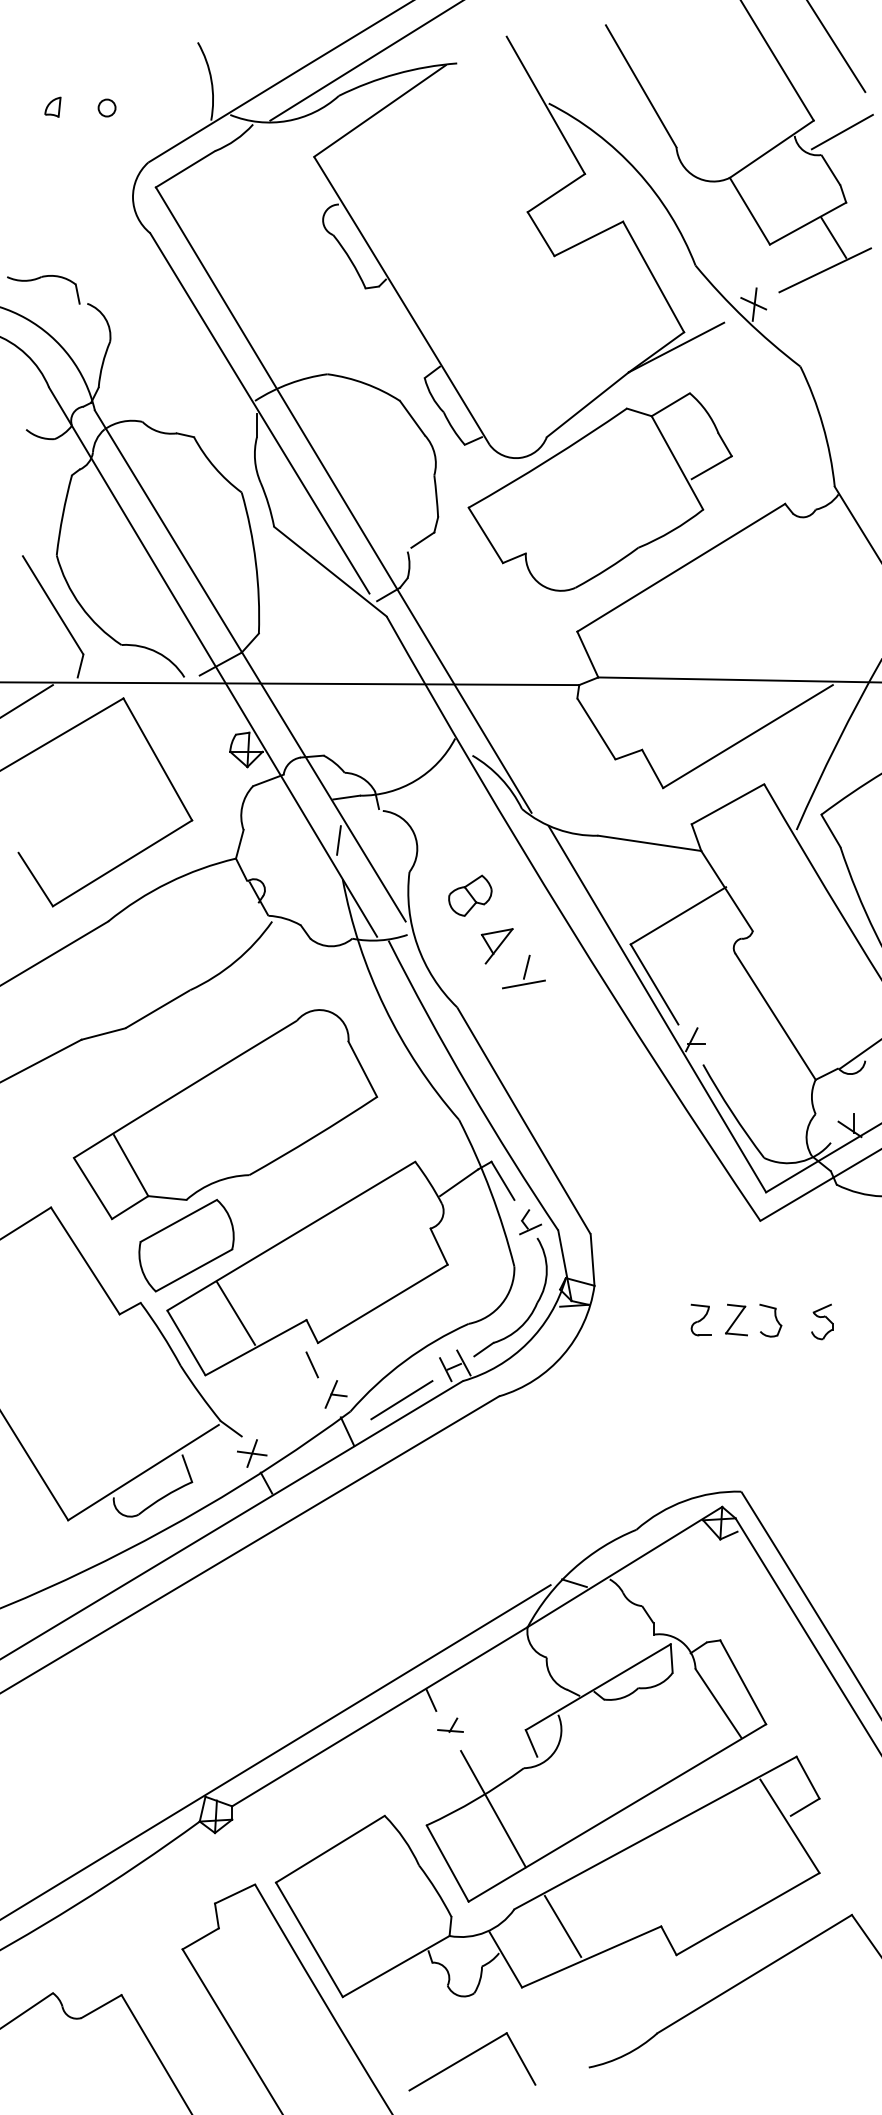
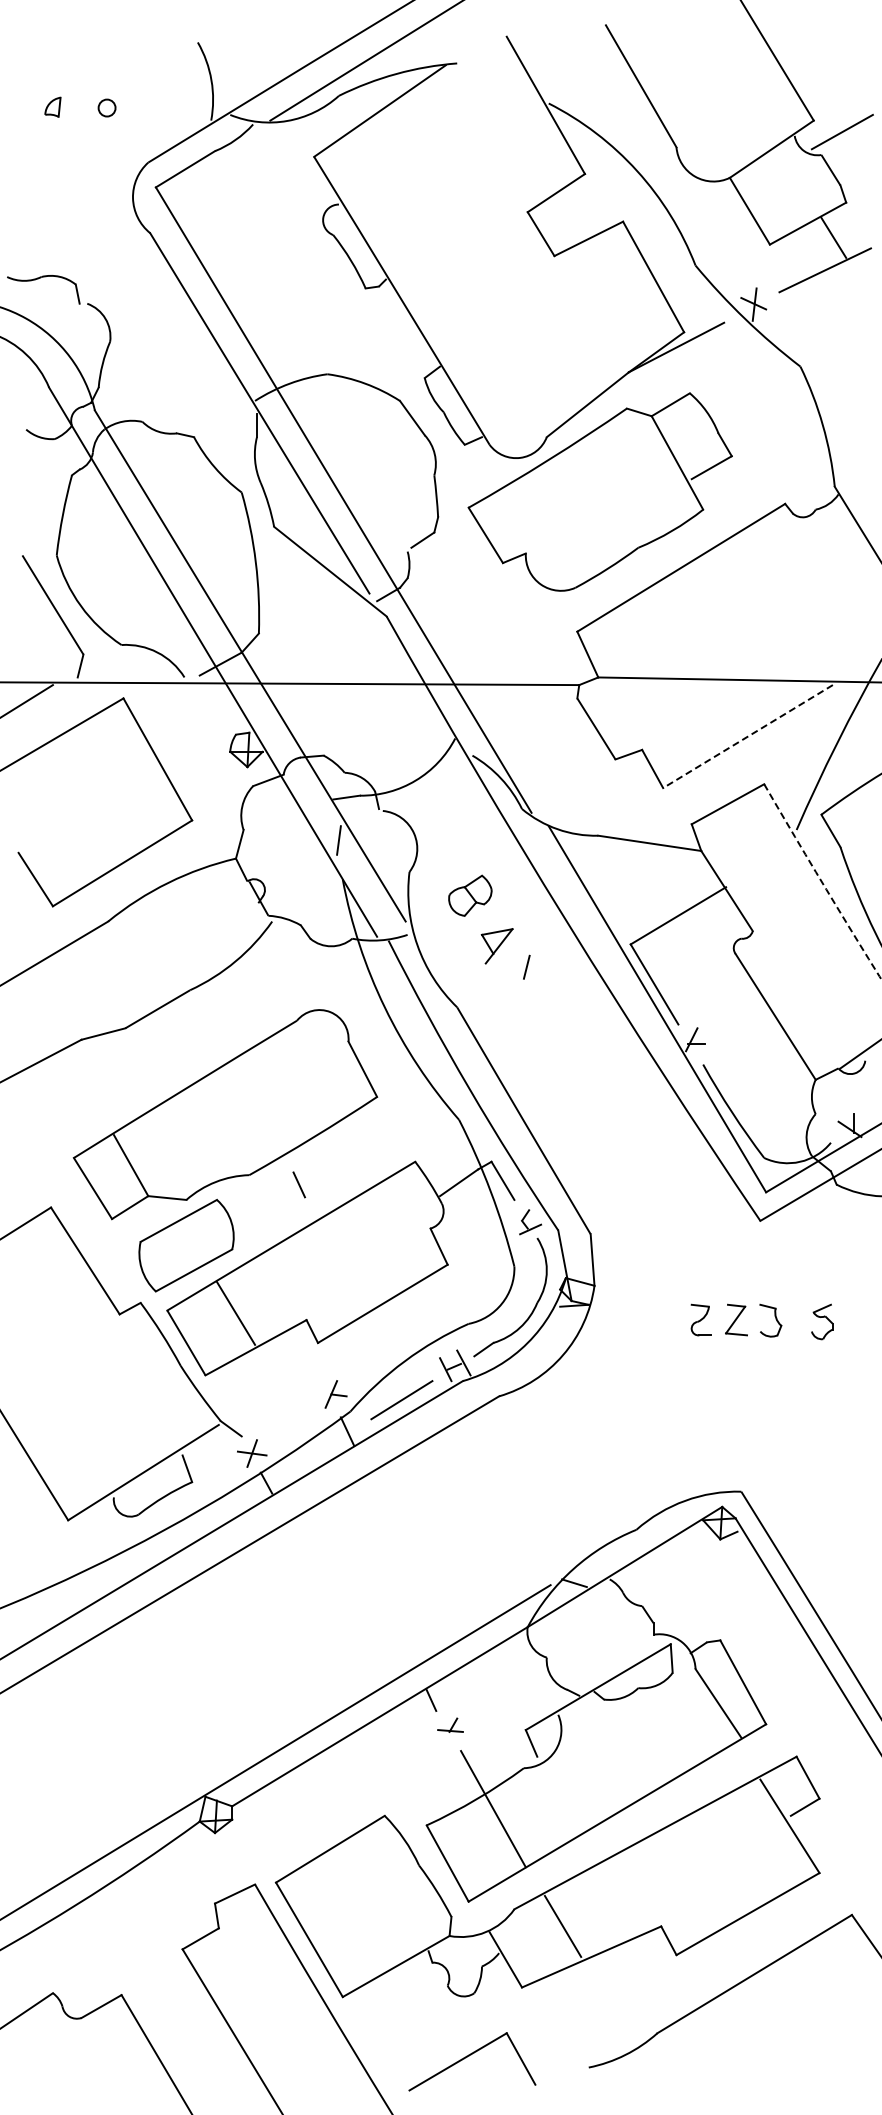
line: present -> none (836, 47)
line: solid -> dashed (747, 736)
arc: solid -> dashed (822, 882)
line: present -> none (523, 984)
line position: (311, 1364) -> (298, 1184) (298, 1184)
